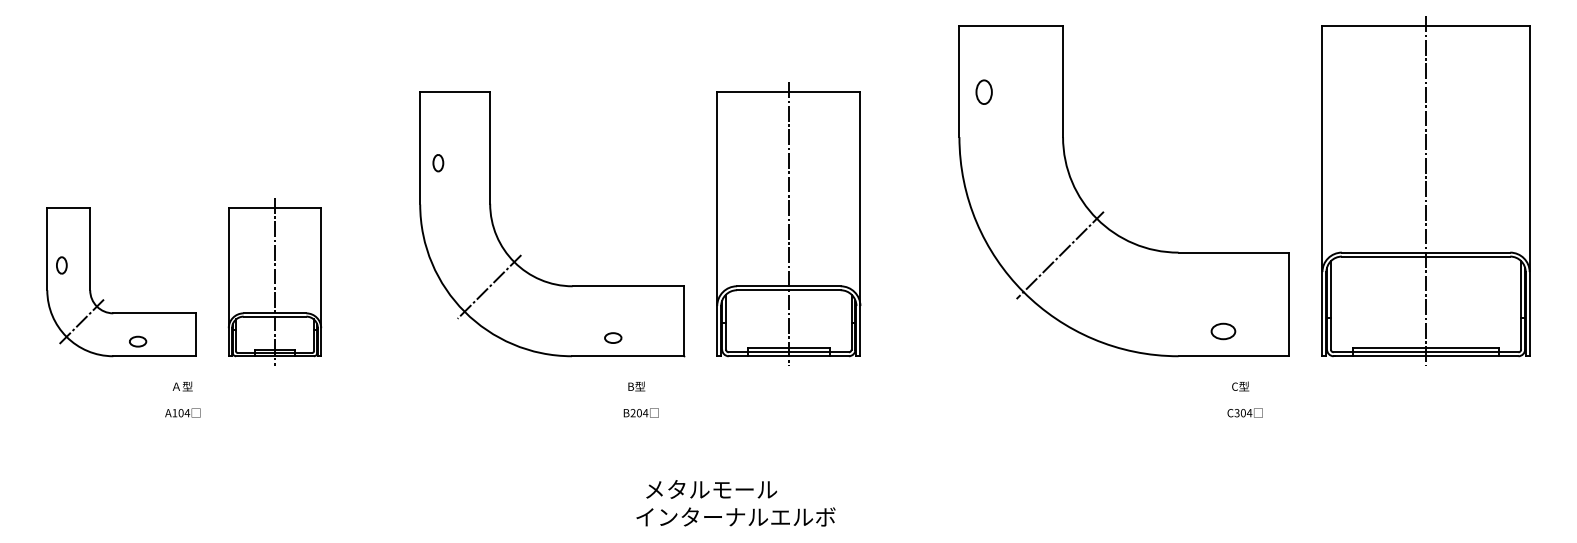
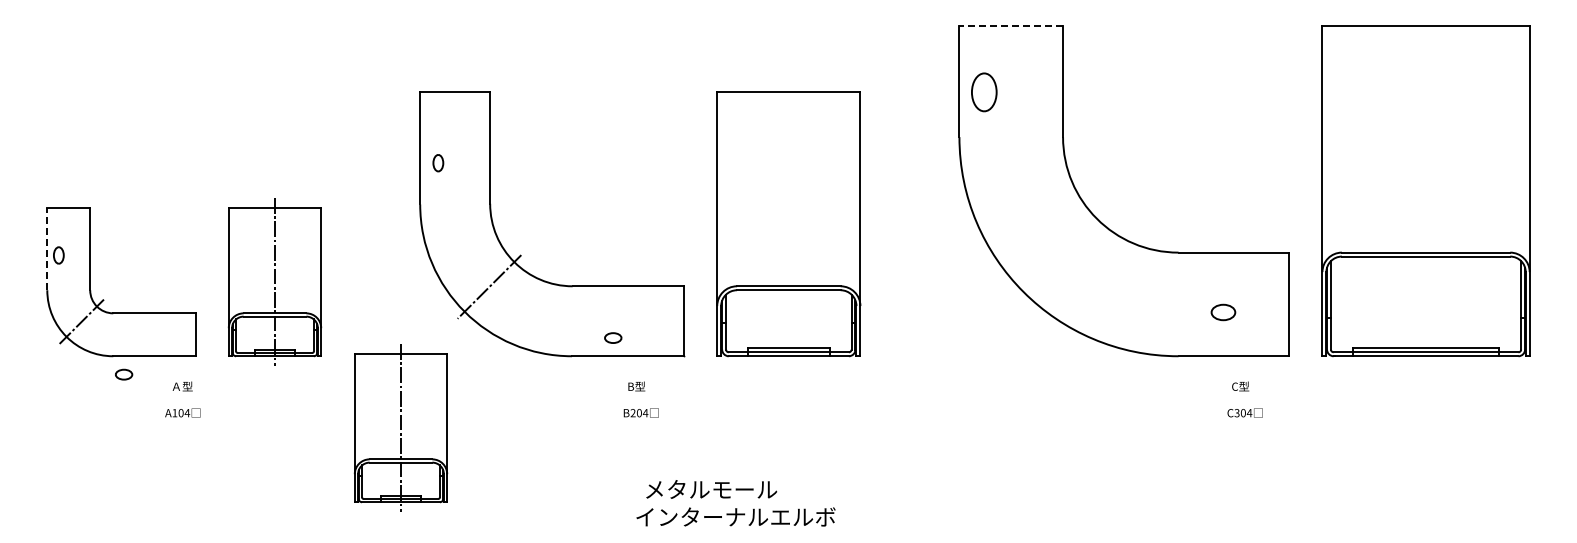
line: solid -> dashed (1011, 26)
part size: 18x26 px -> 27x41 px (984, 92)
line: present -> none (1426, 191)
line: present -> none (788, 224)
line: solid -> dashed (47, 248)
line: present -> none (1059, 255)
part position: (61, 265) -> (58, 255) (58, 255)
part position: (1223, 331) -> (1223, 312) (1223, 312)
part position: (138, 341) -> (124, 374) (124, 374)
part: none -> present (400, 427)
